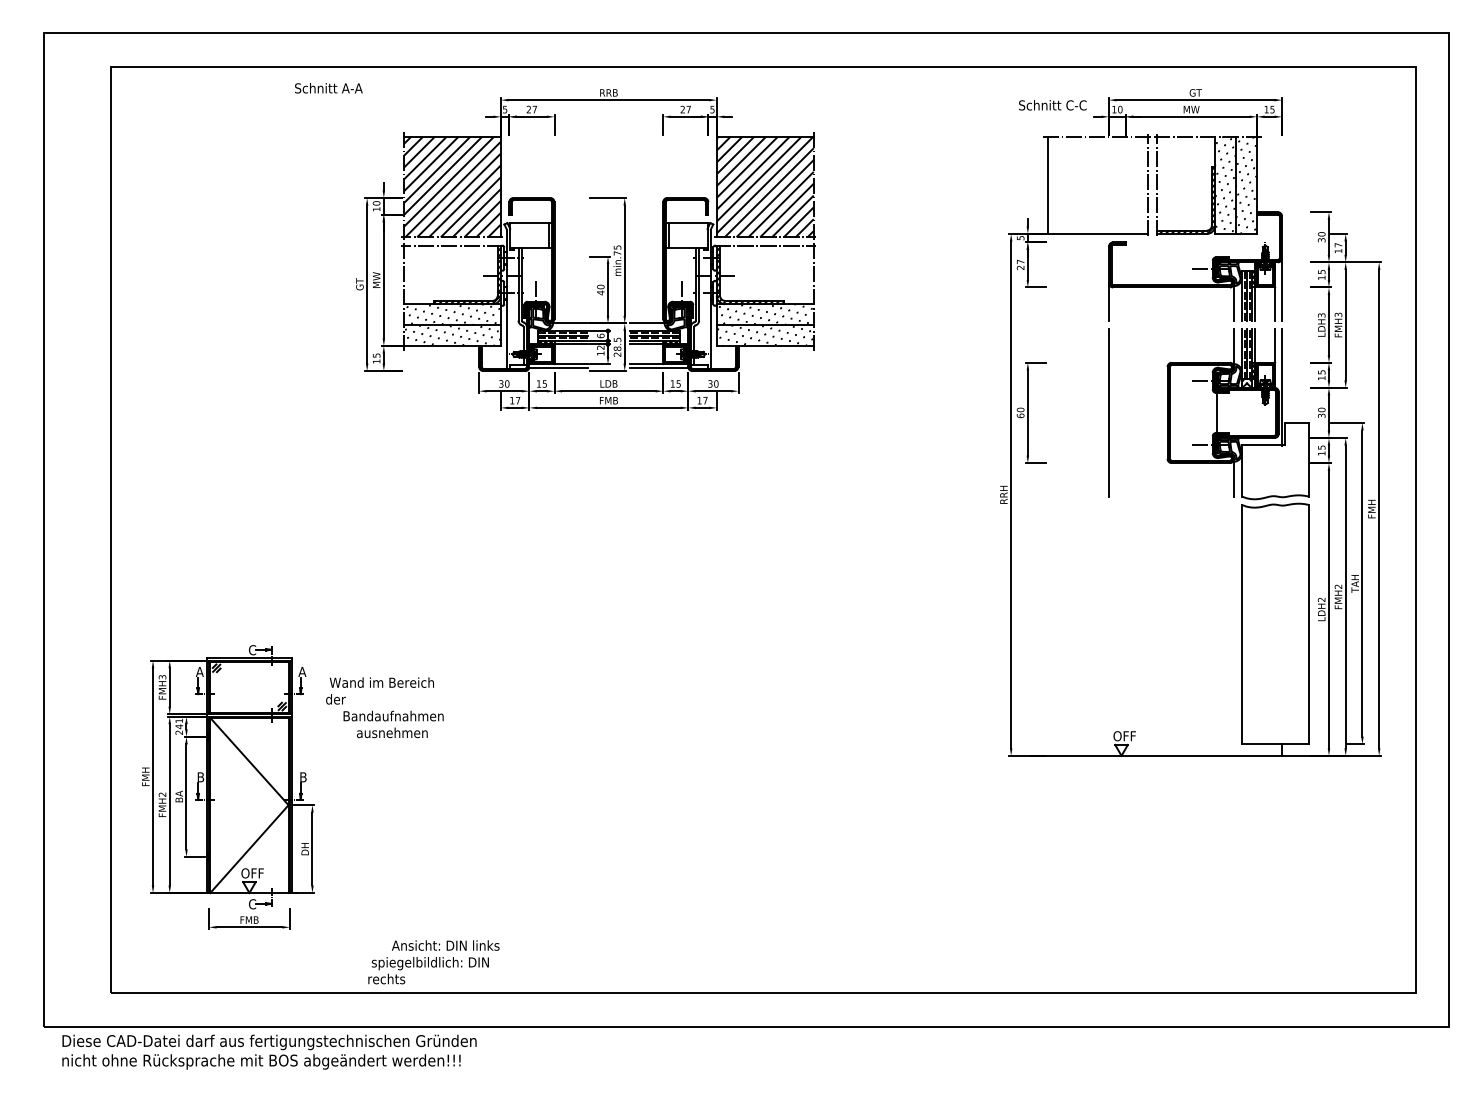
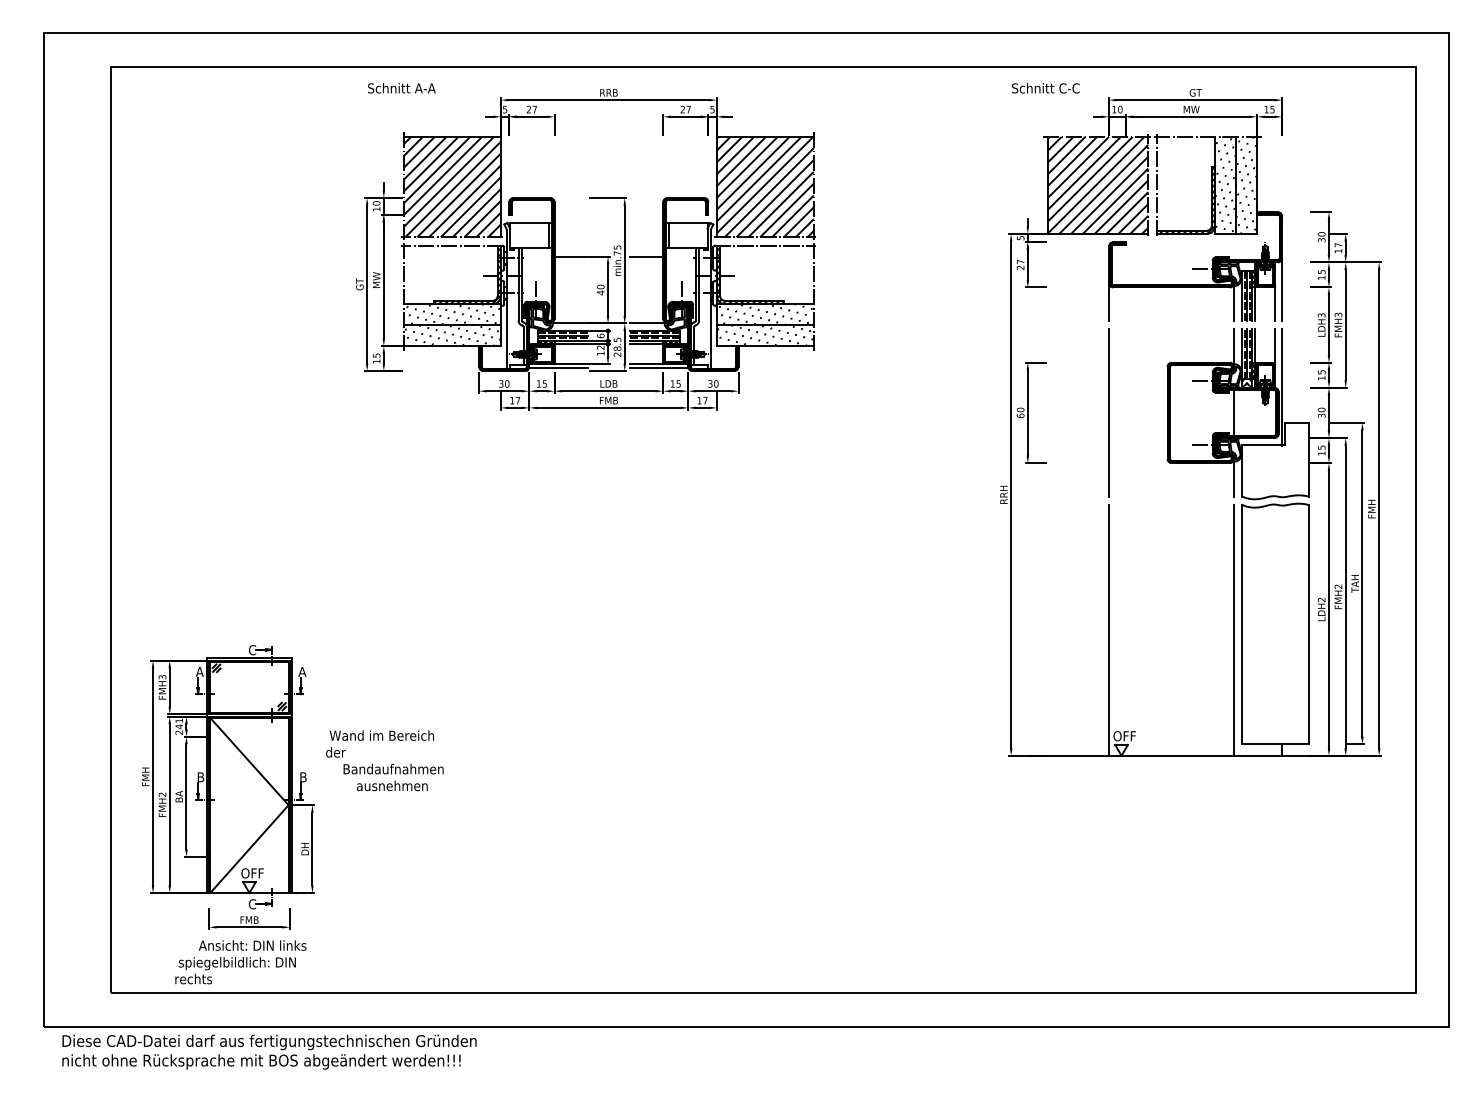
text position: (328, 88) -> (401, 88) (401, 88)
text position: (1052, 105) -> (1045, 88) (1045, 88)
hatch: none -> present (1097, 184)
line: none -> present (570, 256)
line: none -> present (646, 256)
line position: (1217, 412) -> (1234, 412) (1234, 412)
line: none -> present (1109, 629)
line: none -> present (1234, 629)
text position: (384, 707) -> (384, 760) (384, 760)
text position: (433, 962) -> (240, 962) (240, 962)
